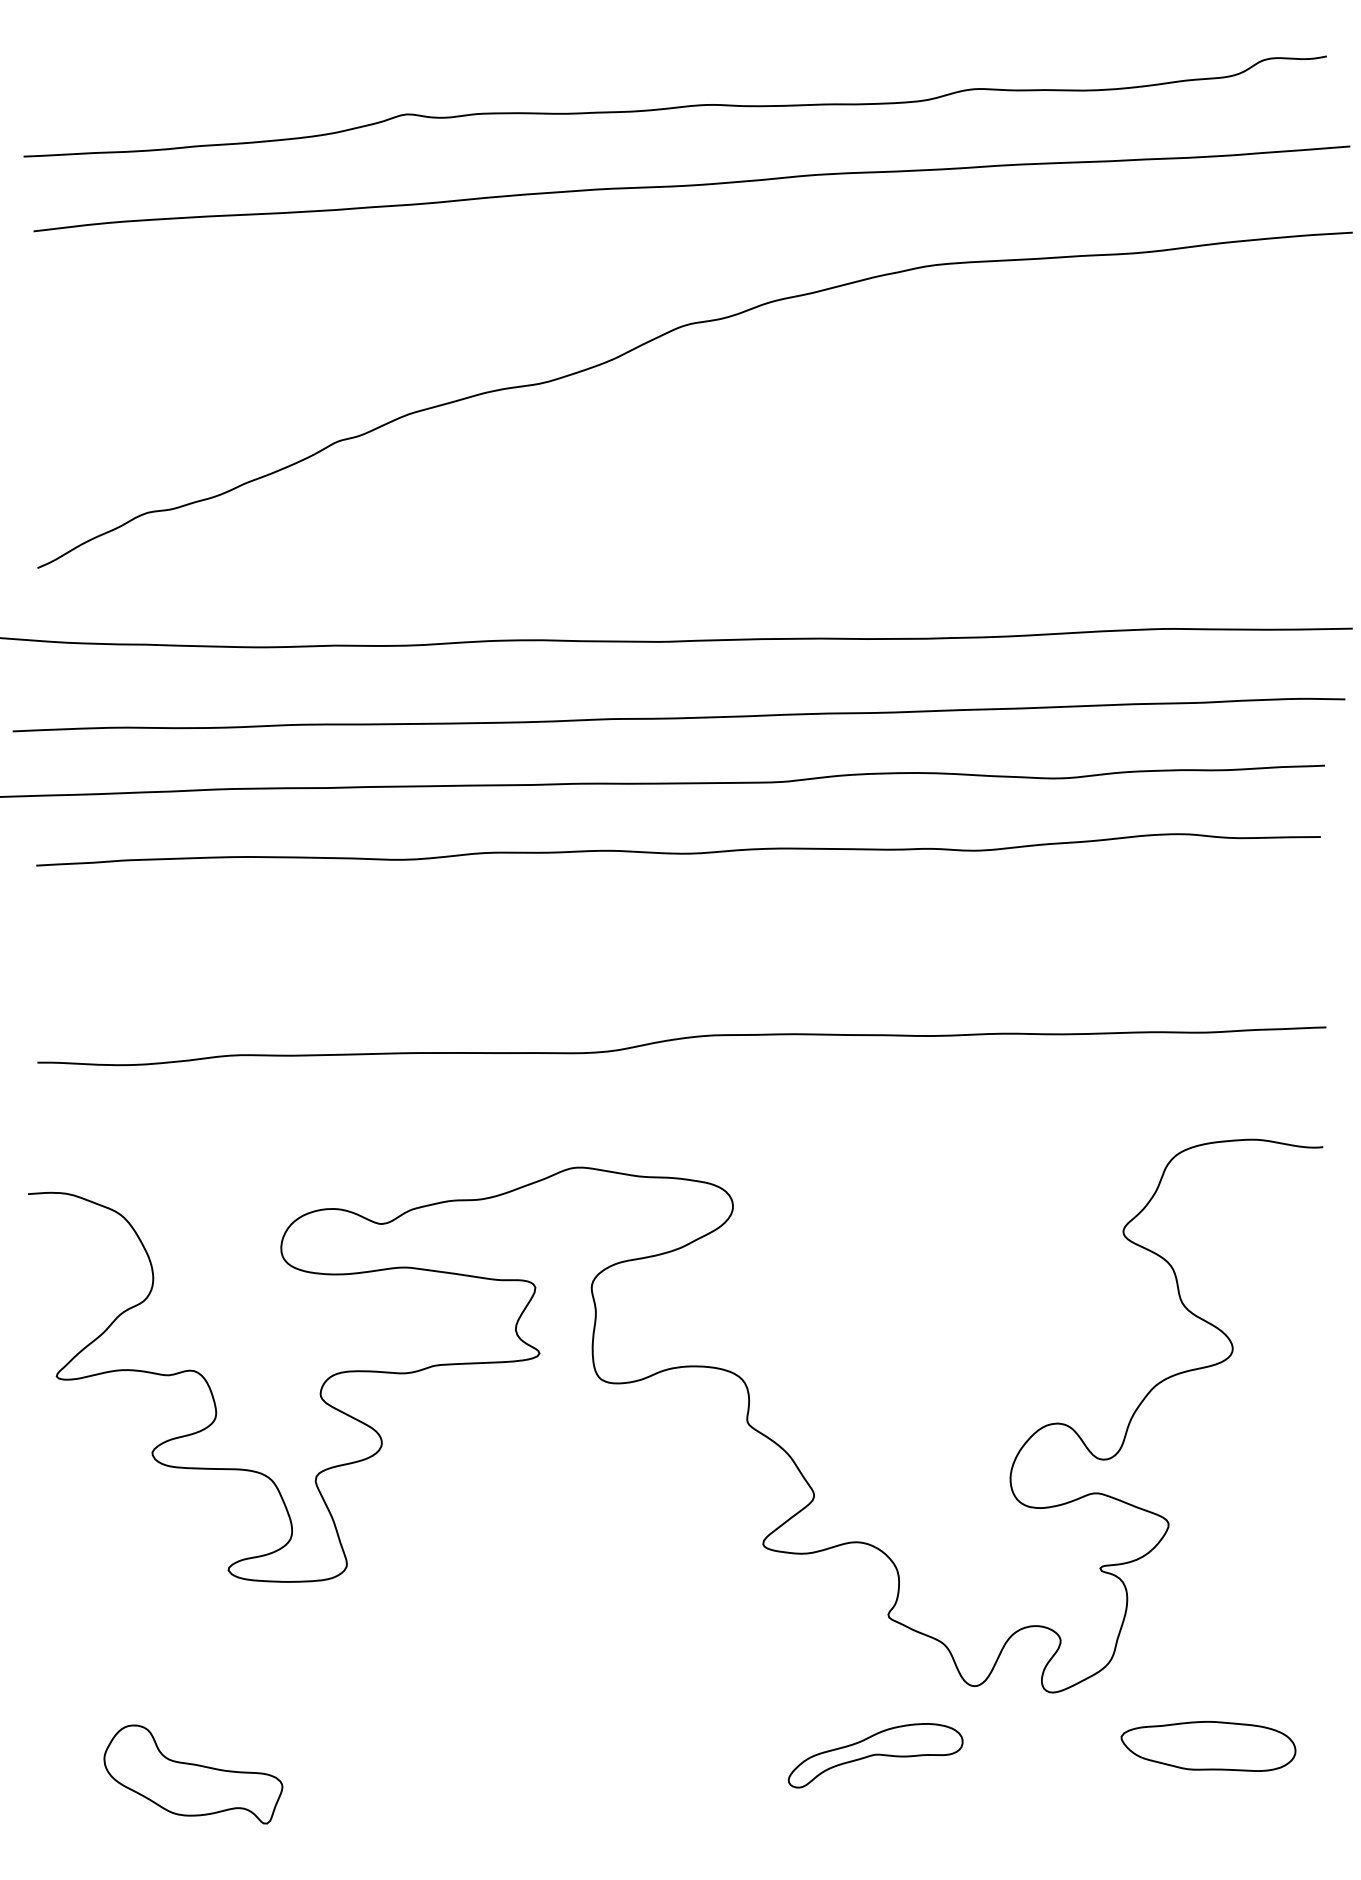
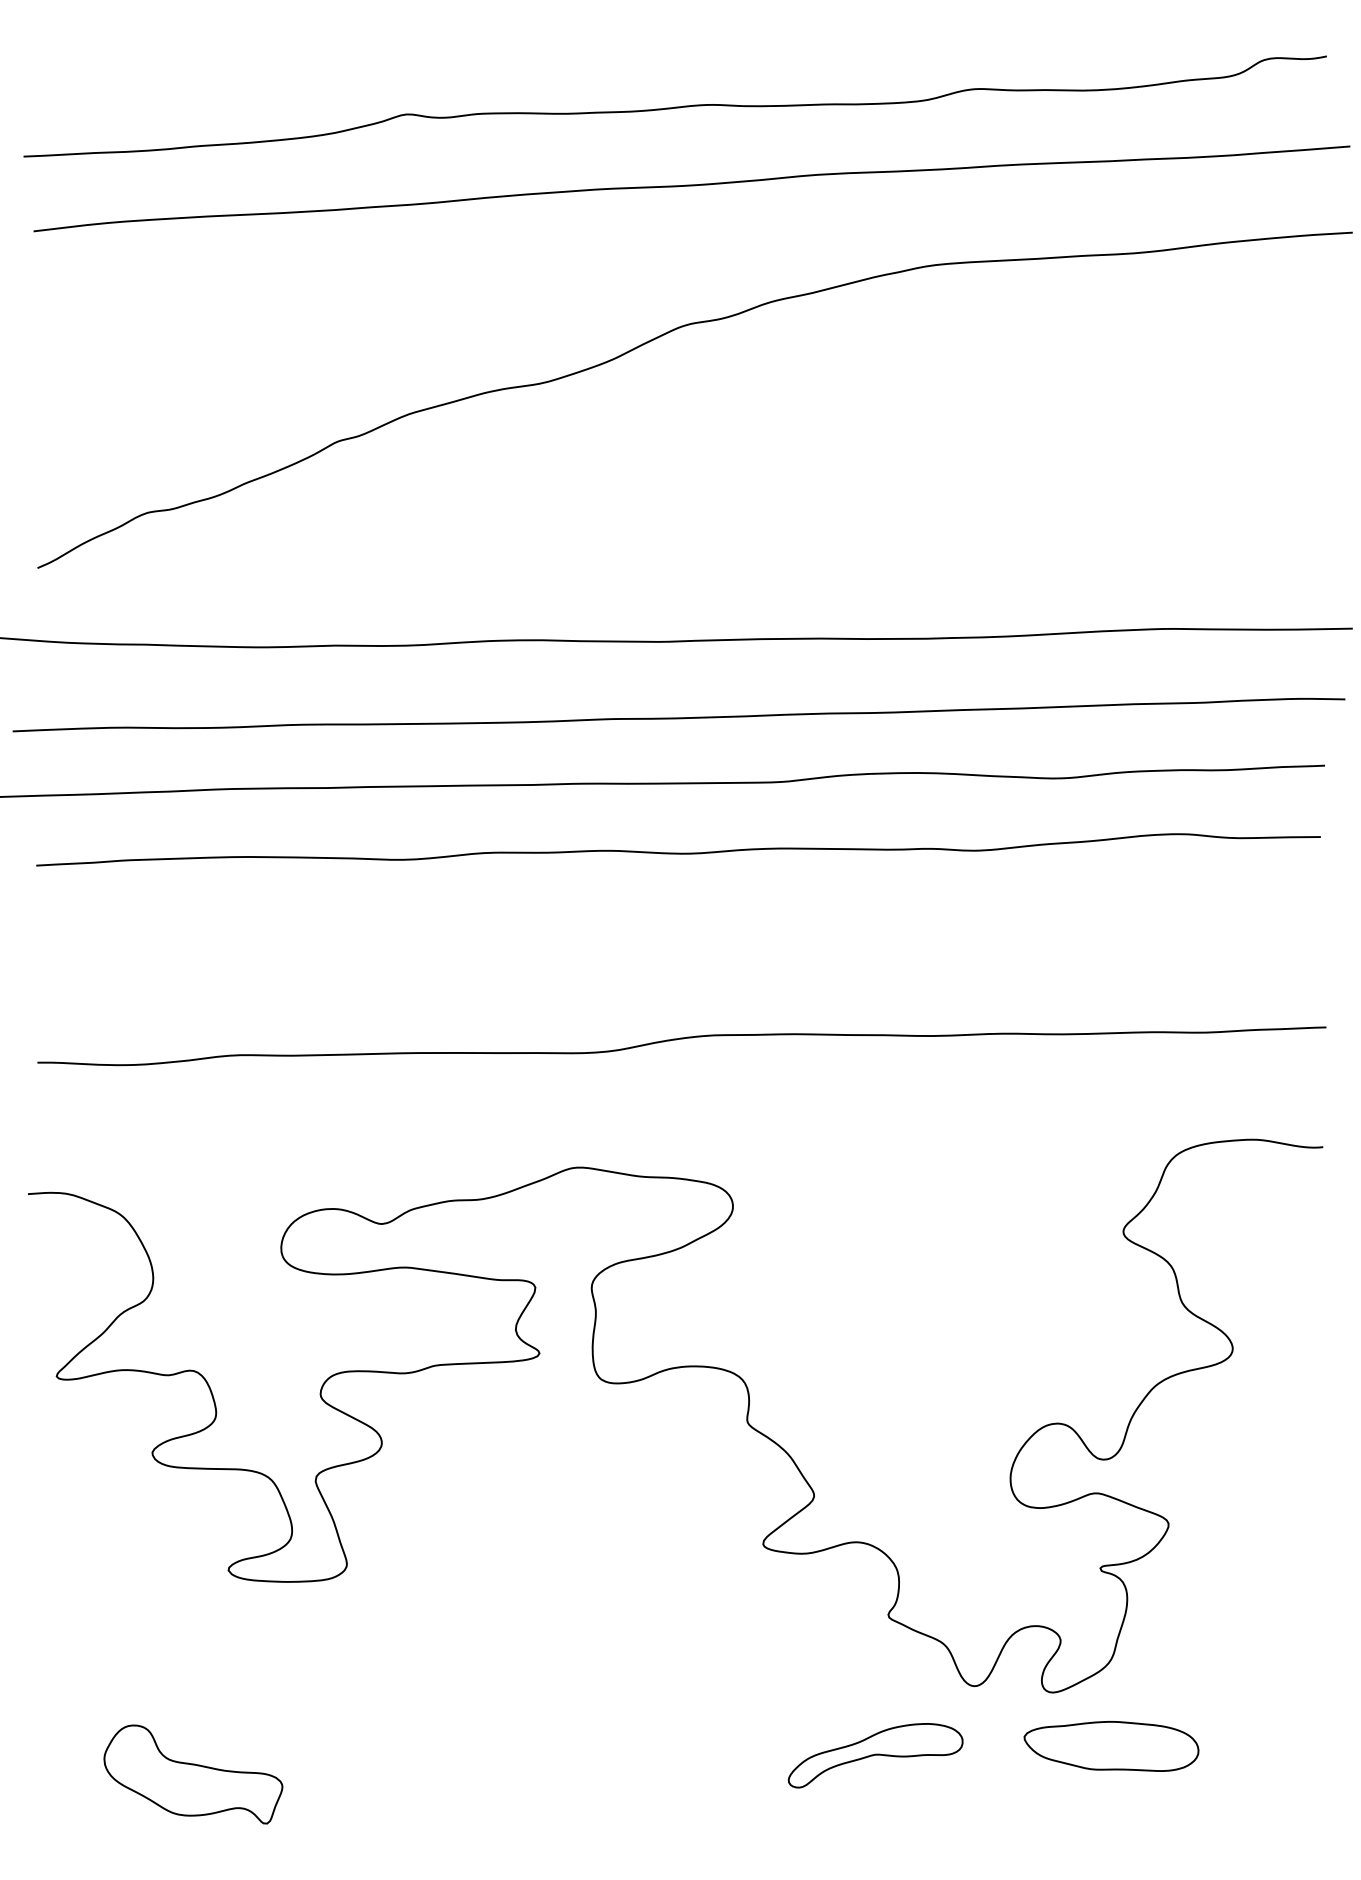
part position: (1208, 1746) -> (1111, 1746) (1111, 1746)
